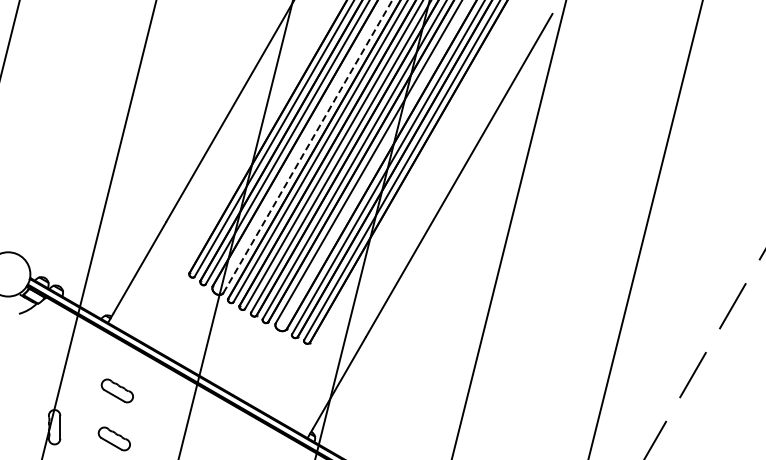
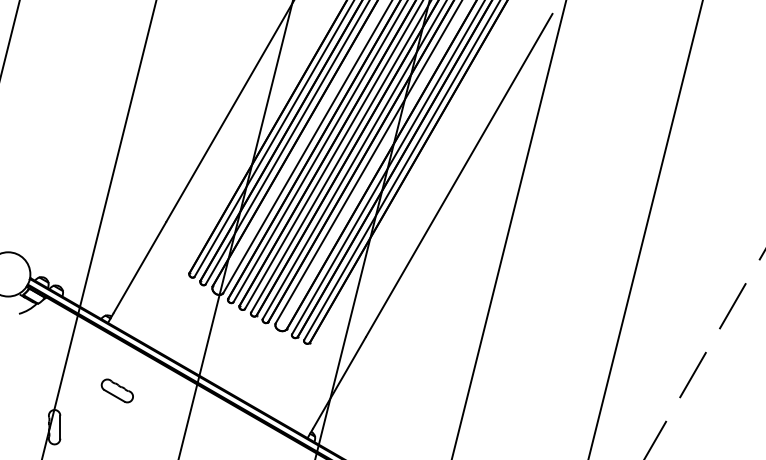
line: dashed -> solid (307, 146)
part: present -> none (113, 438)
